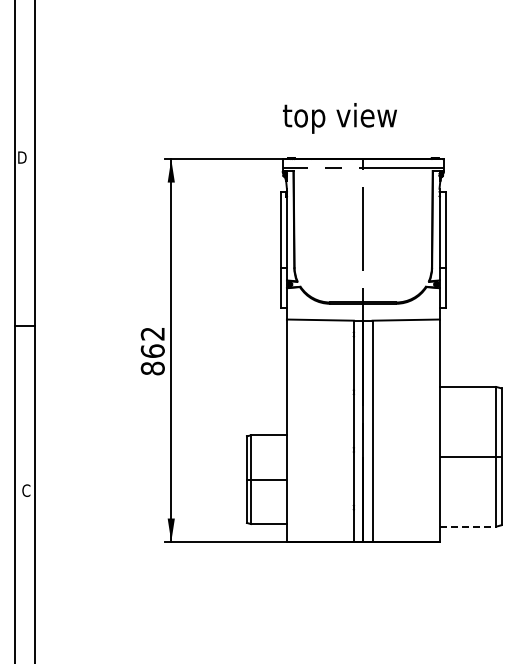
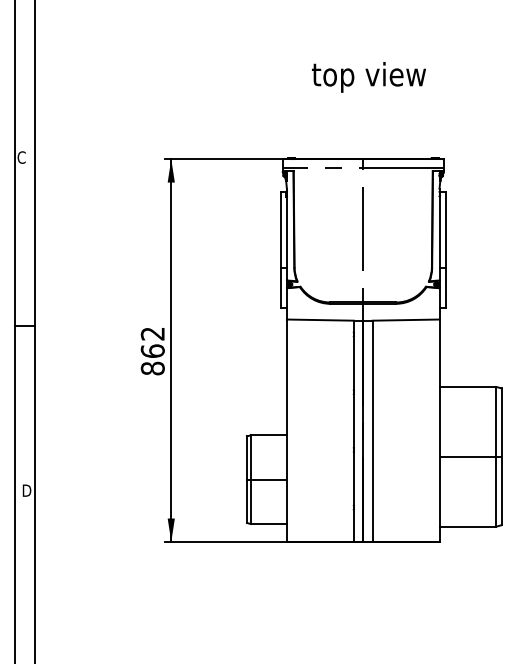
text position: (339, 118) -> (368, 77) (368, 77)
text: D -> C (21, 157)
text: C -> D (26, 490)
line: dashed -> solid (468, 526)
